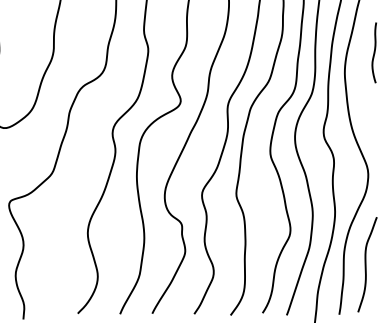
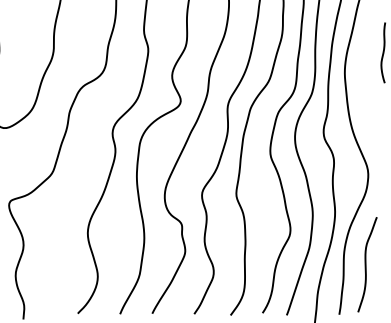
curve position: (373, 52) -> (382, 52) (382, 52)
